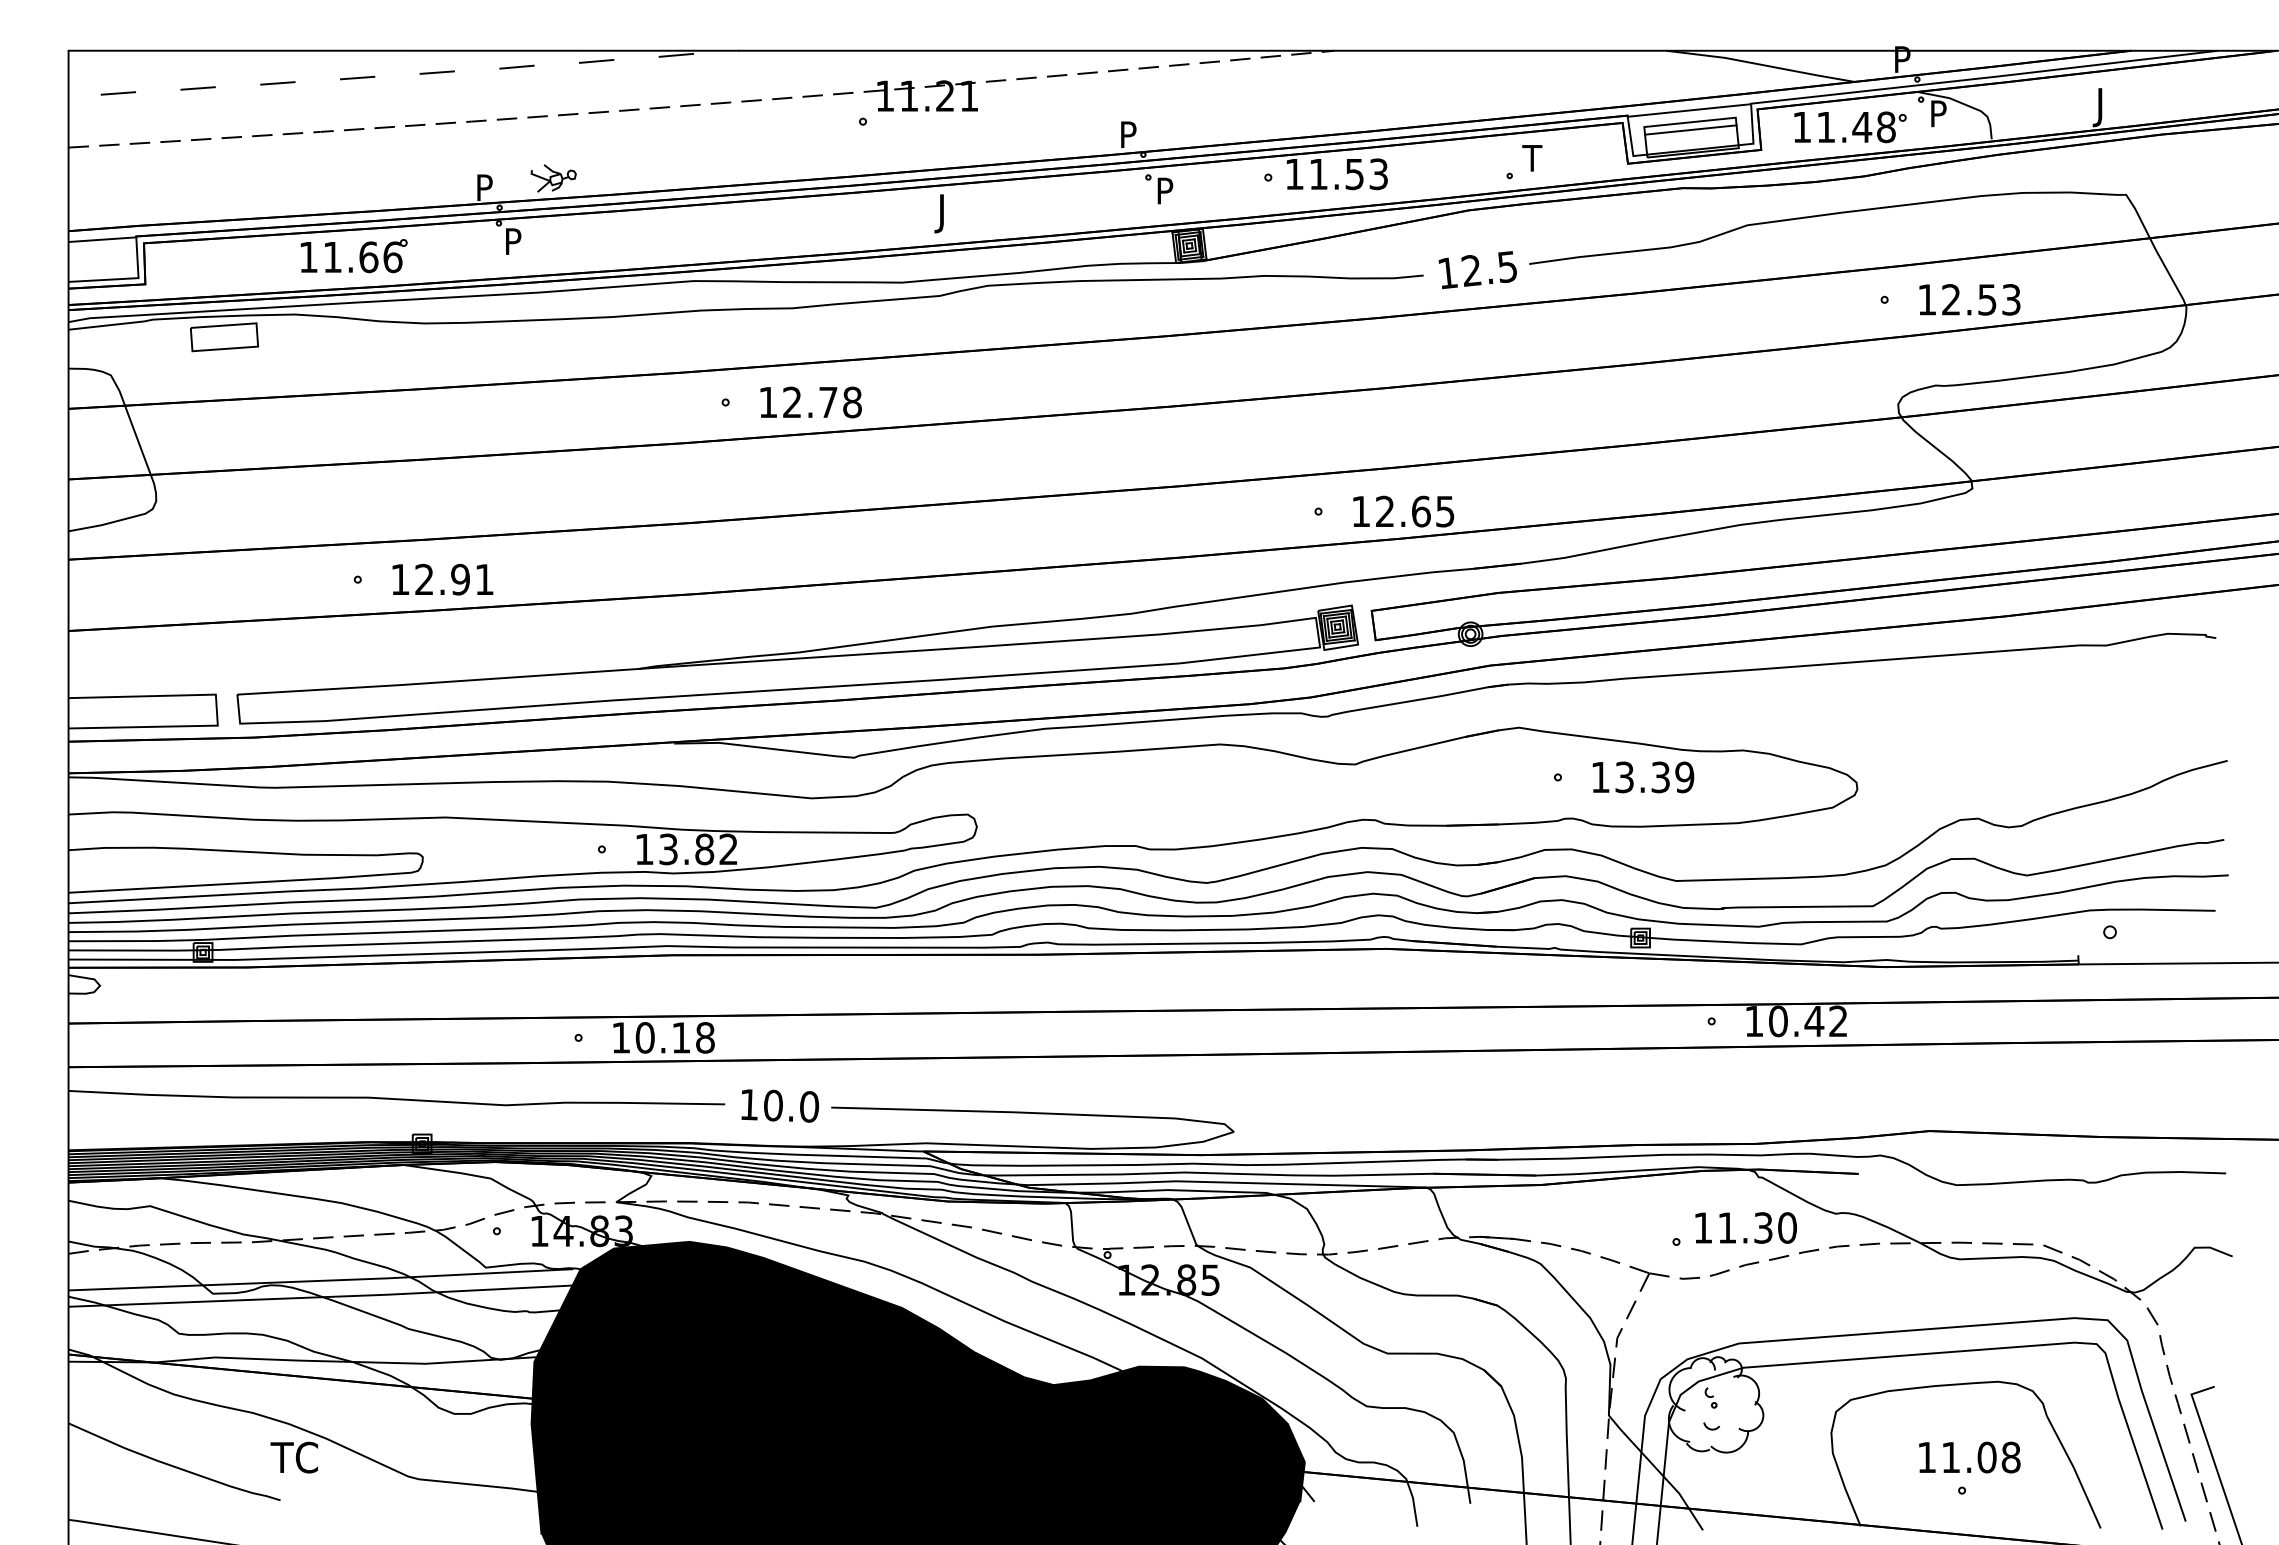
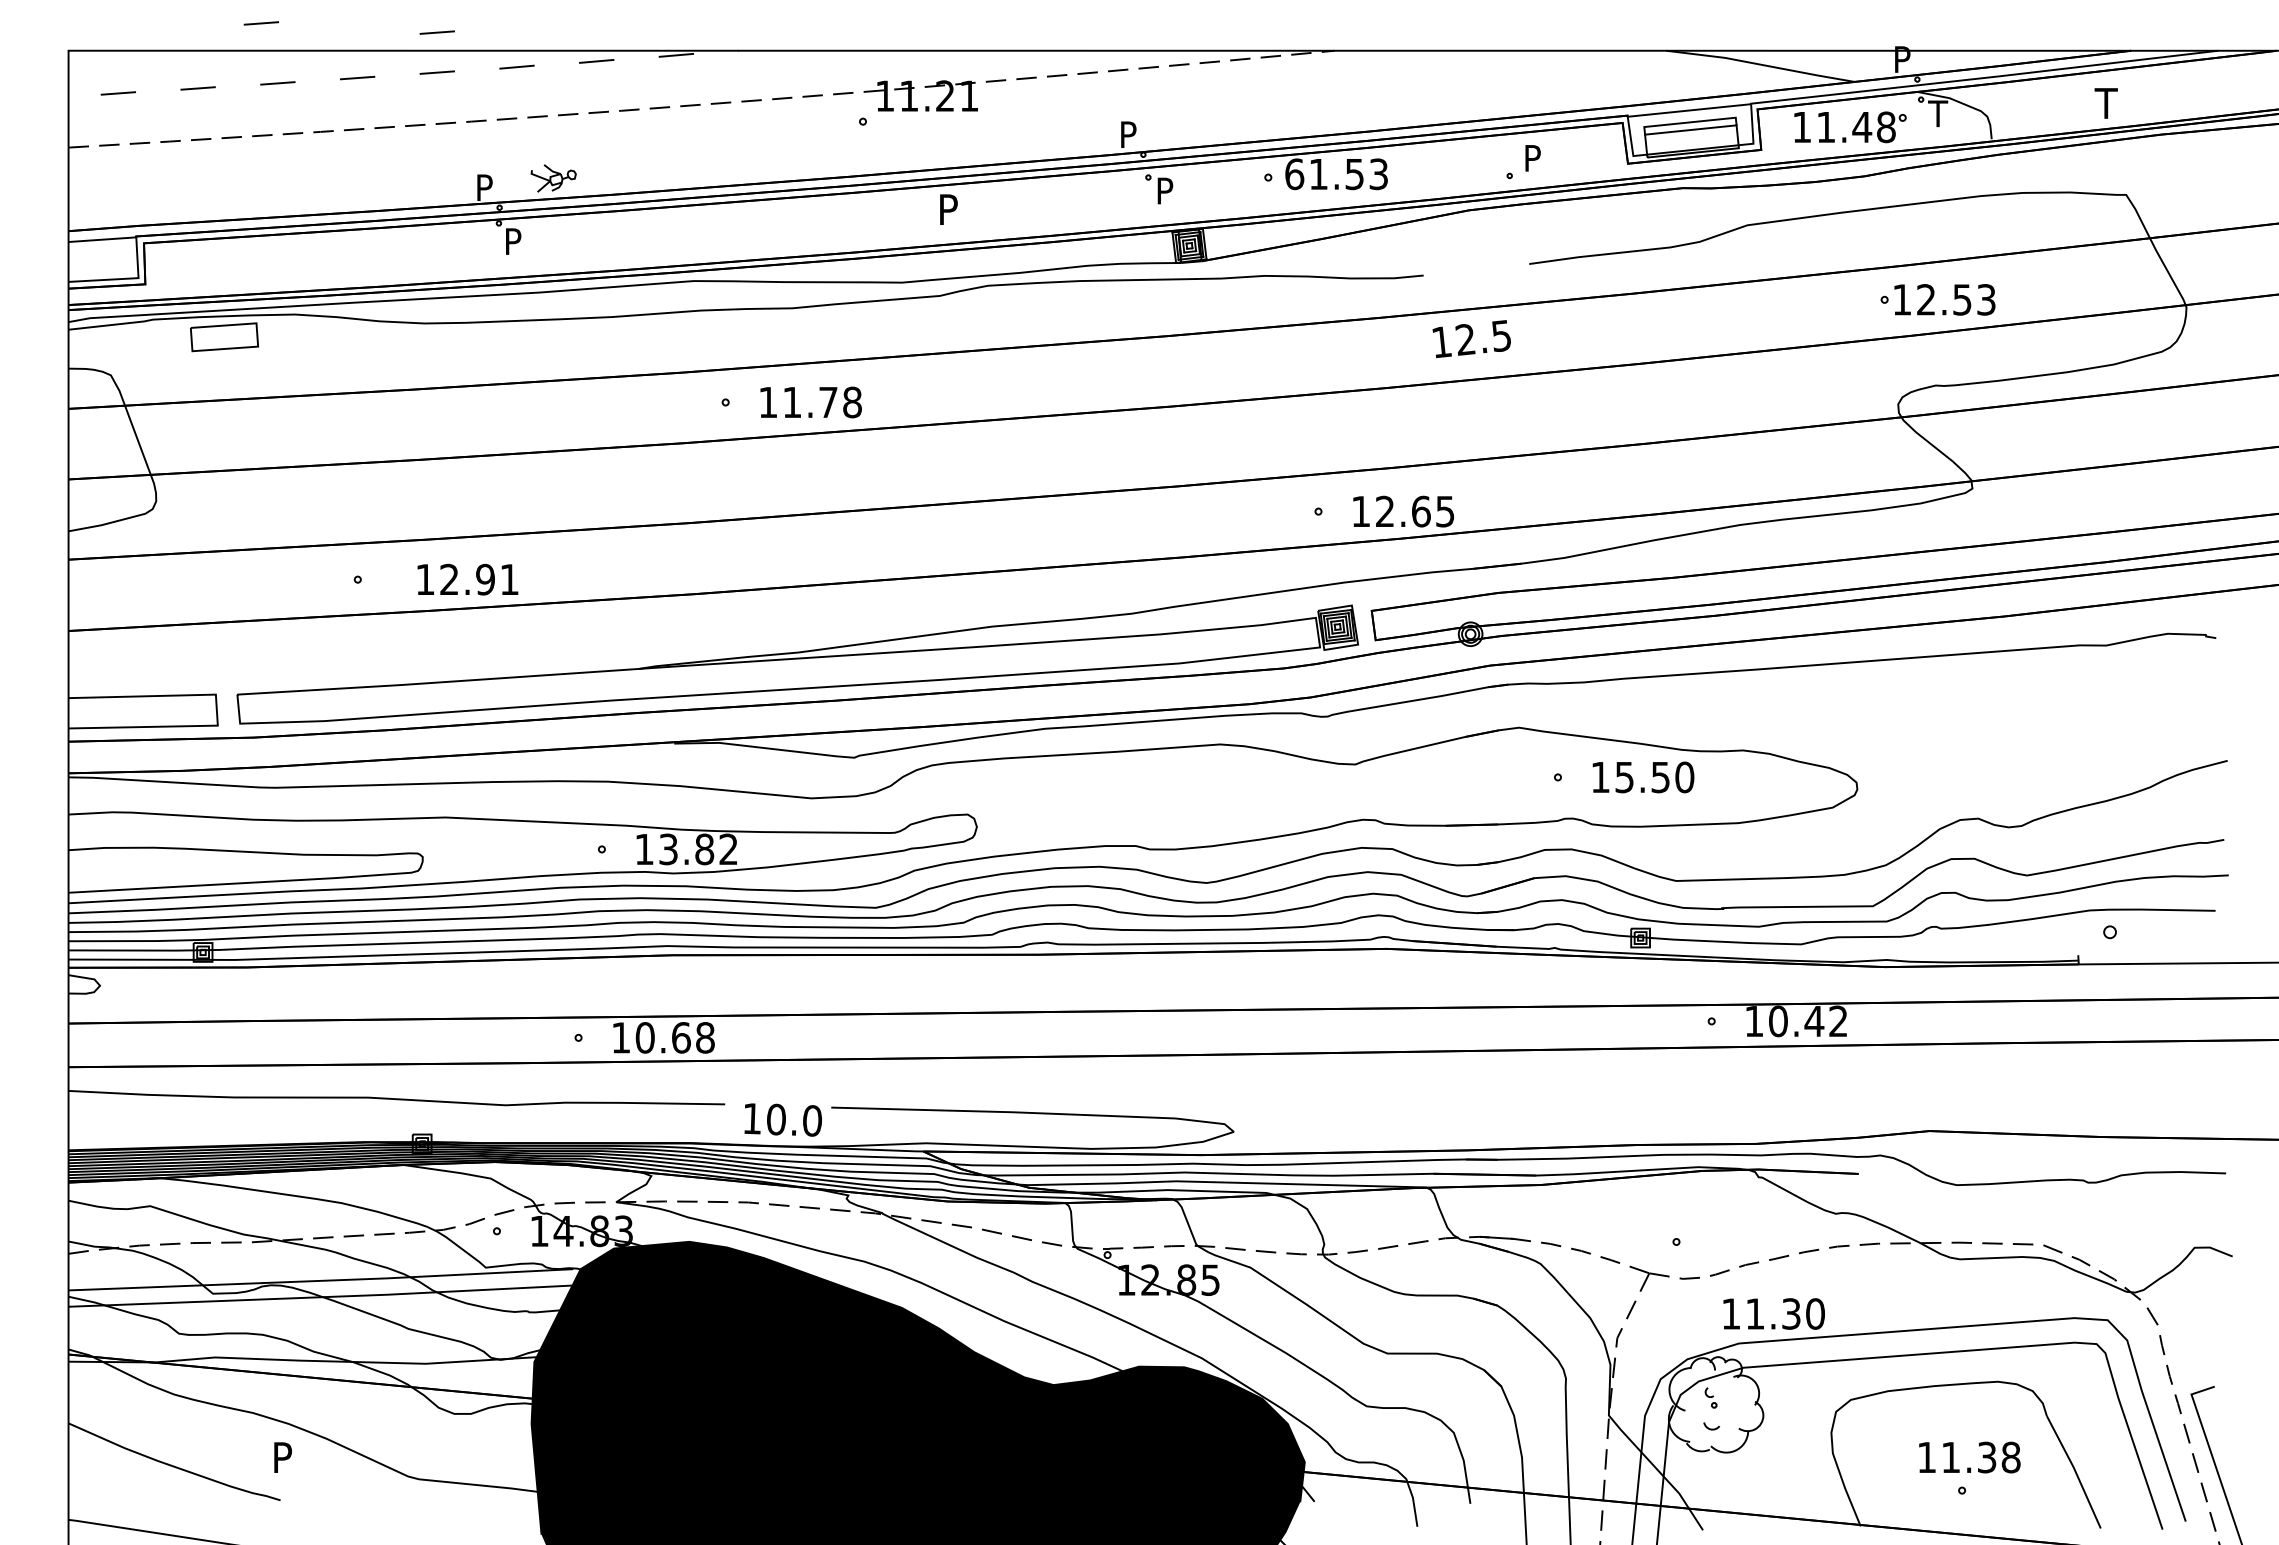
line: none -> present (260, 23)
line: none -> present (436, 32)
text: J -> T (2104, 107)
text: P -> T (1938, 113)
text: T -> P (1532, 158)
text: 11.53 -> 61.53 (1294, 174)
text: J -> P (945, 213)
part: present -> none (353, 256)
text position: (1477, 270) -> (1471, 339) (1471, 339)
text position: (1969, 299) -> (1944, 299) (1944, 299)
text: 12.78 -> 11.78 (791, 401)
text position: (442, 579) -> (467, 579) (467, 579)
text: 13.39 -> 15.50 (1655, 777)
text: 10.18 -> 10.68 (681, 1037)
text position: (779, 1105) -> (782, 1119) (782, 1119)
text position: (1745, 1227) -> (1773, 1313) (1773, 1313)
text: TC -> P (293, 1457)
text: 11.08 -> 11.38 (1986, 1457)
